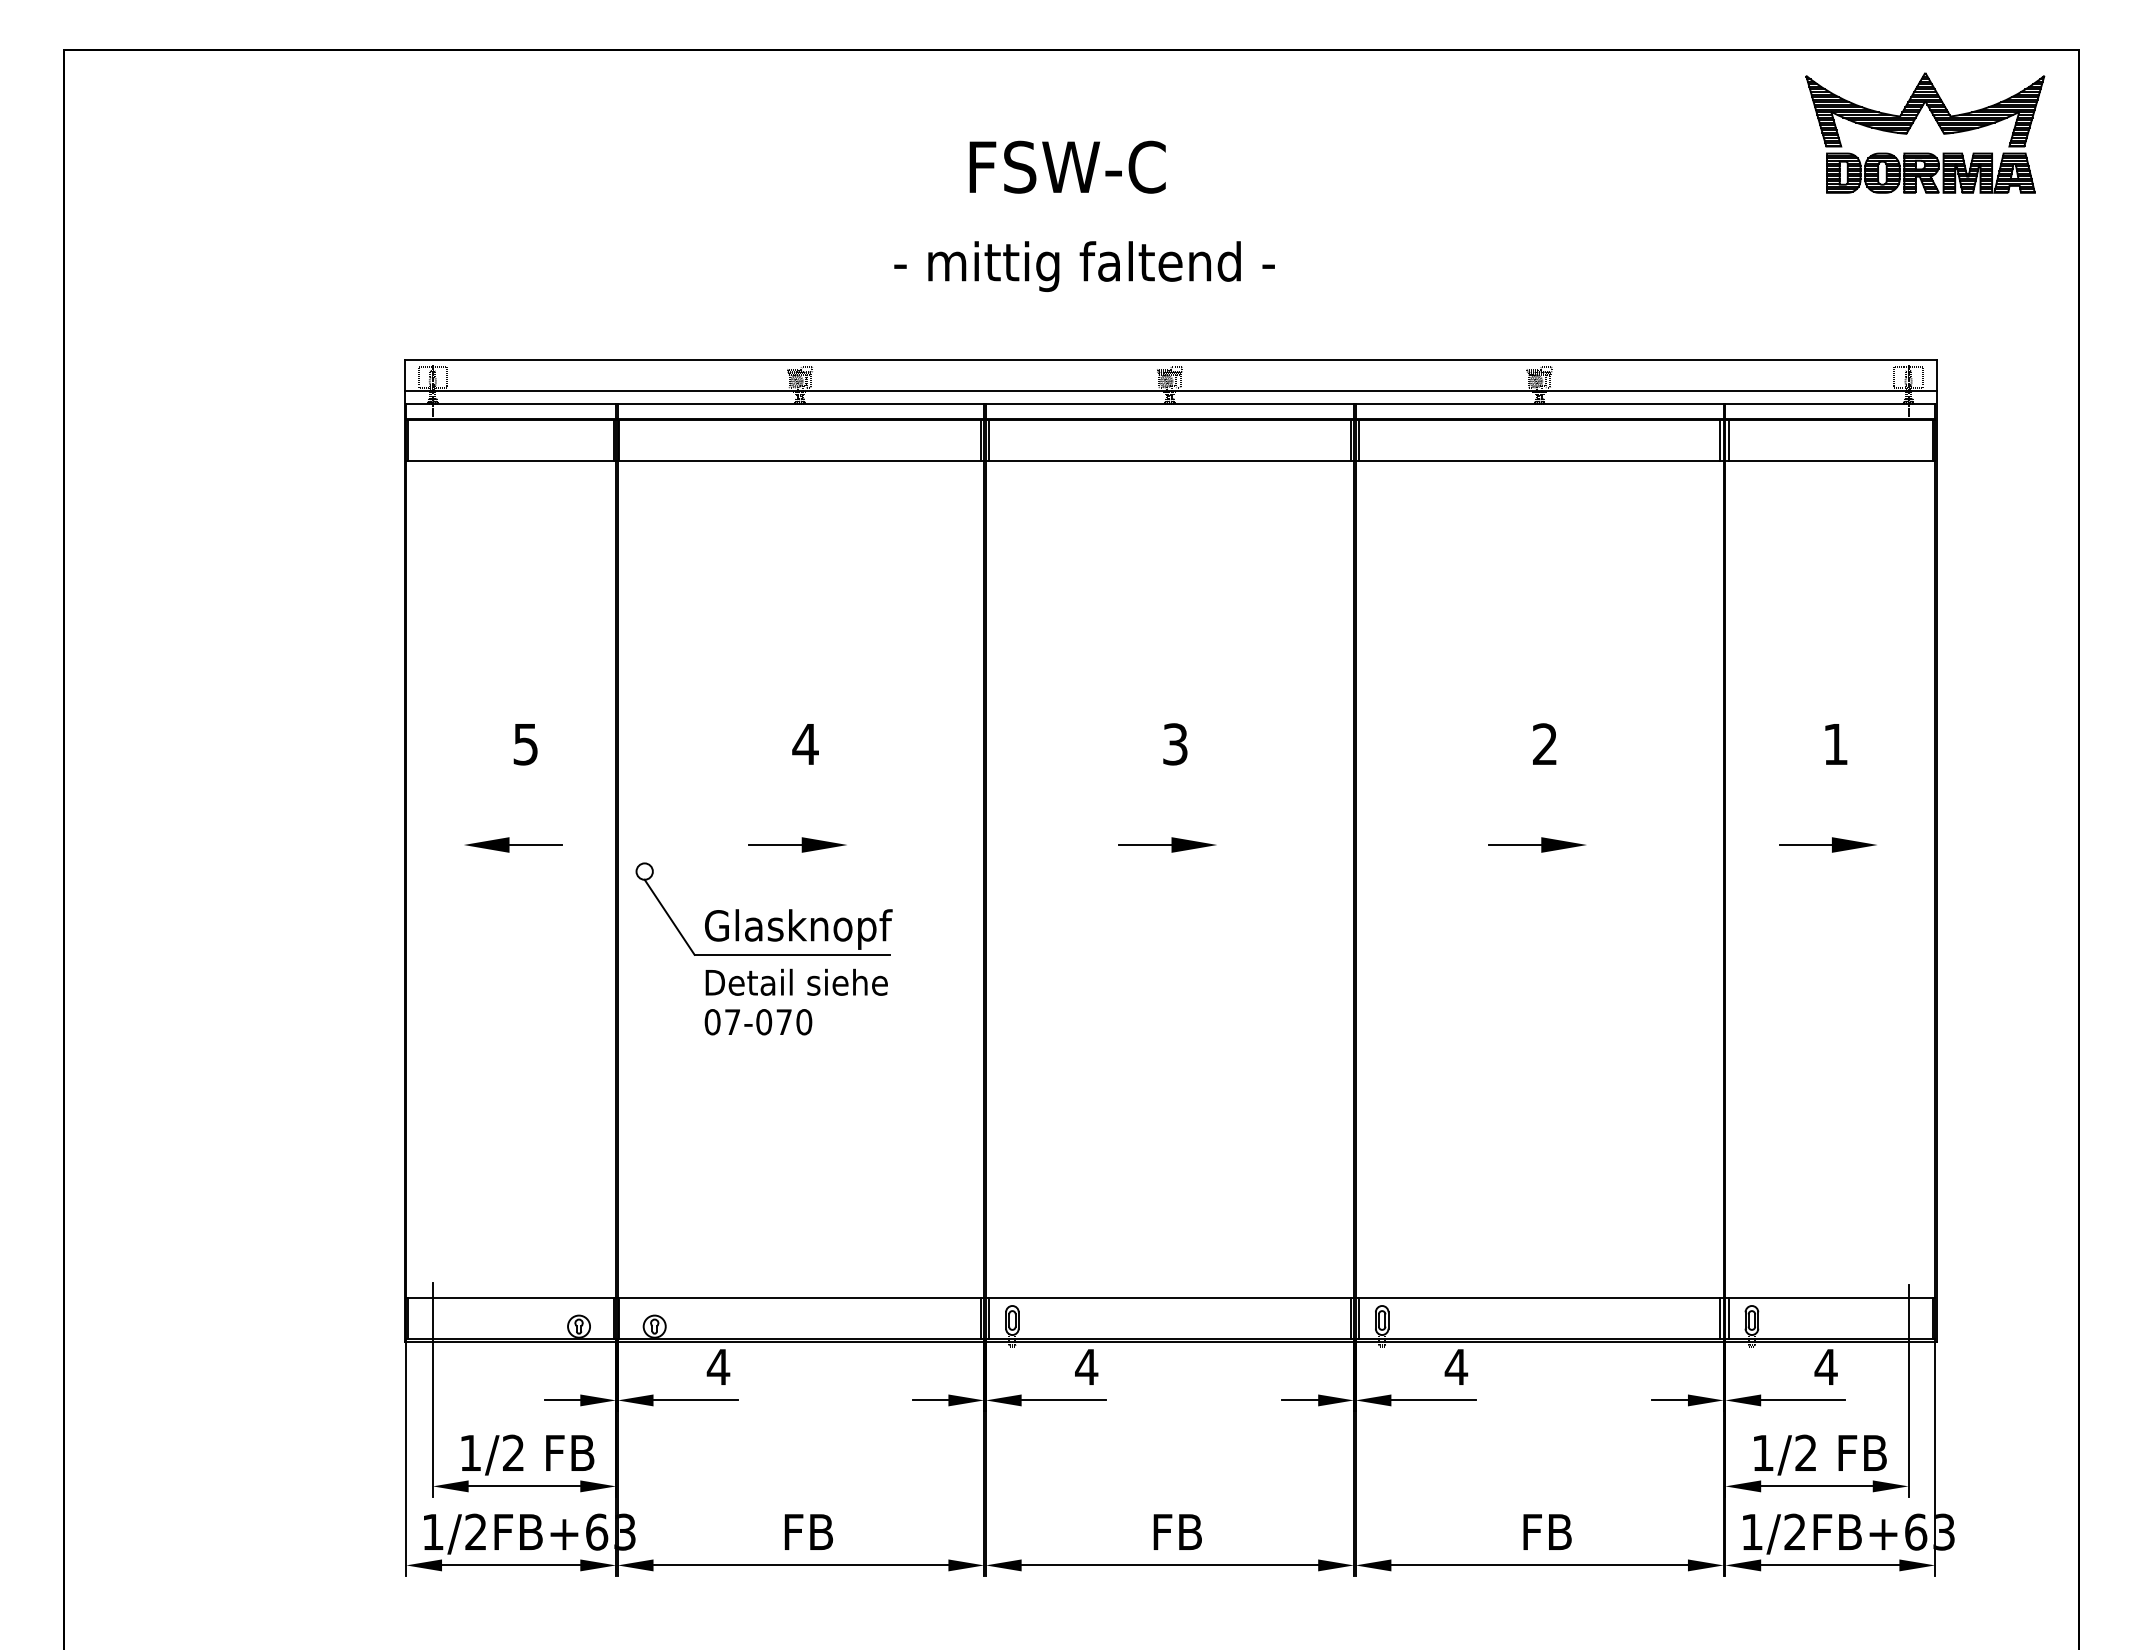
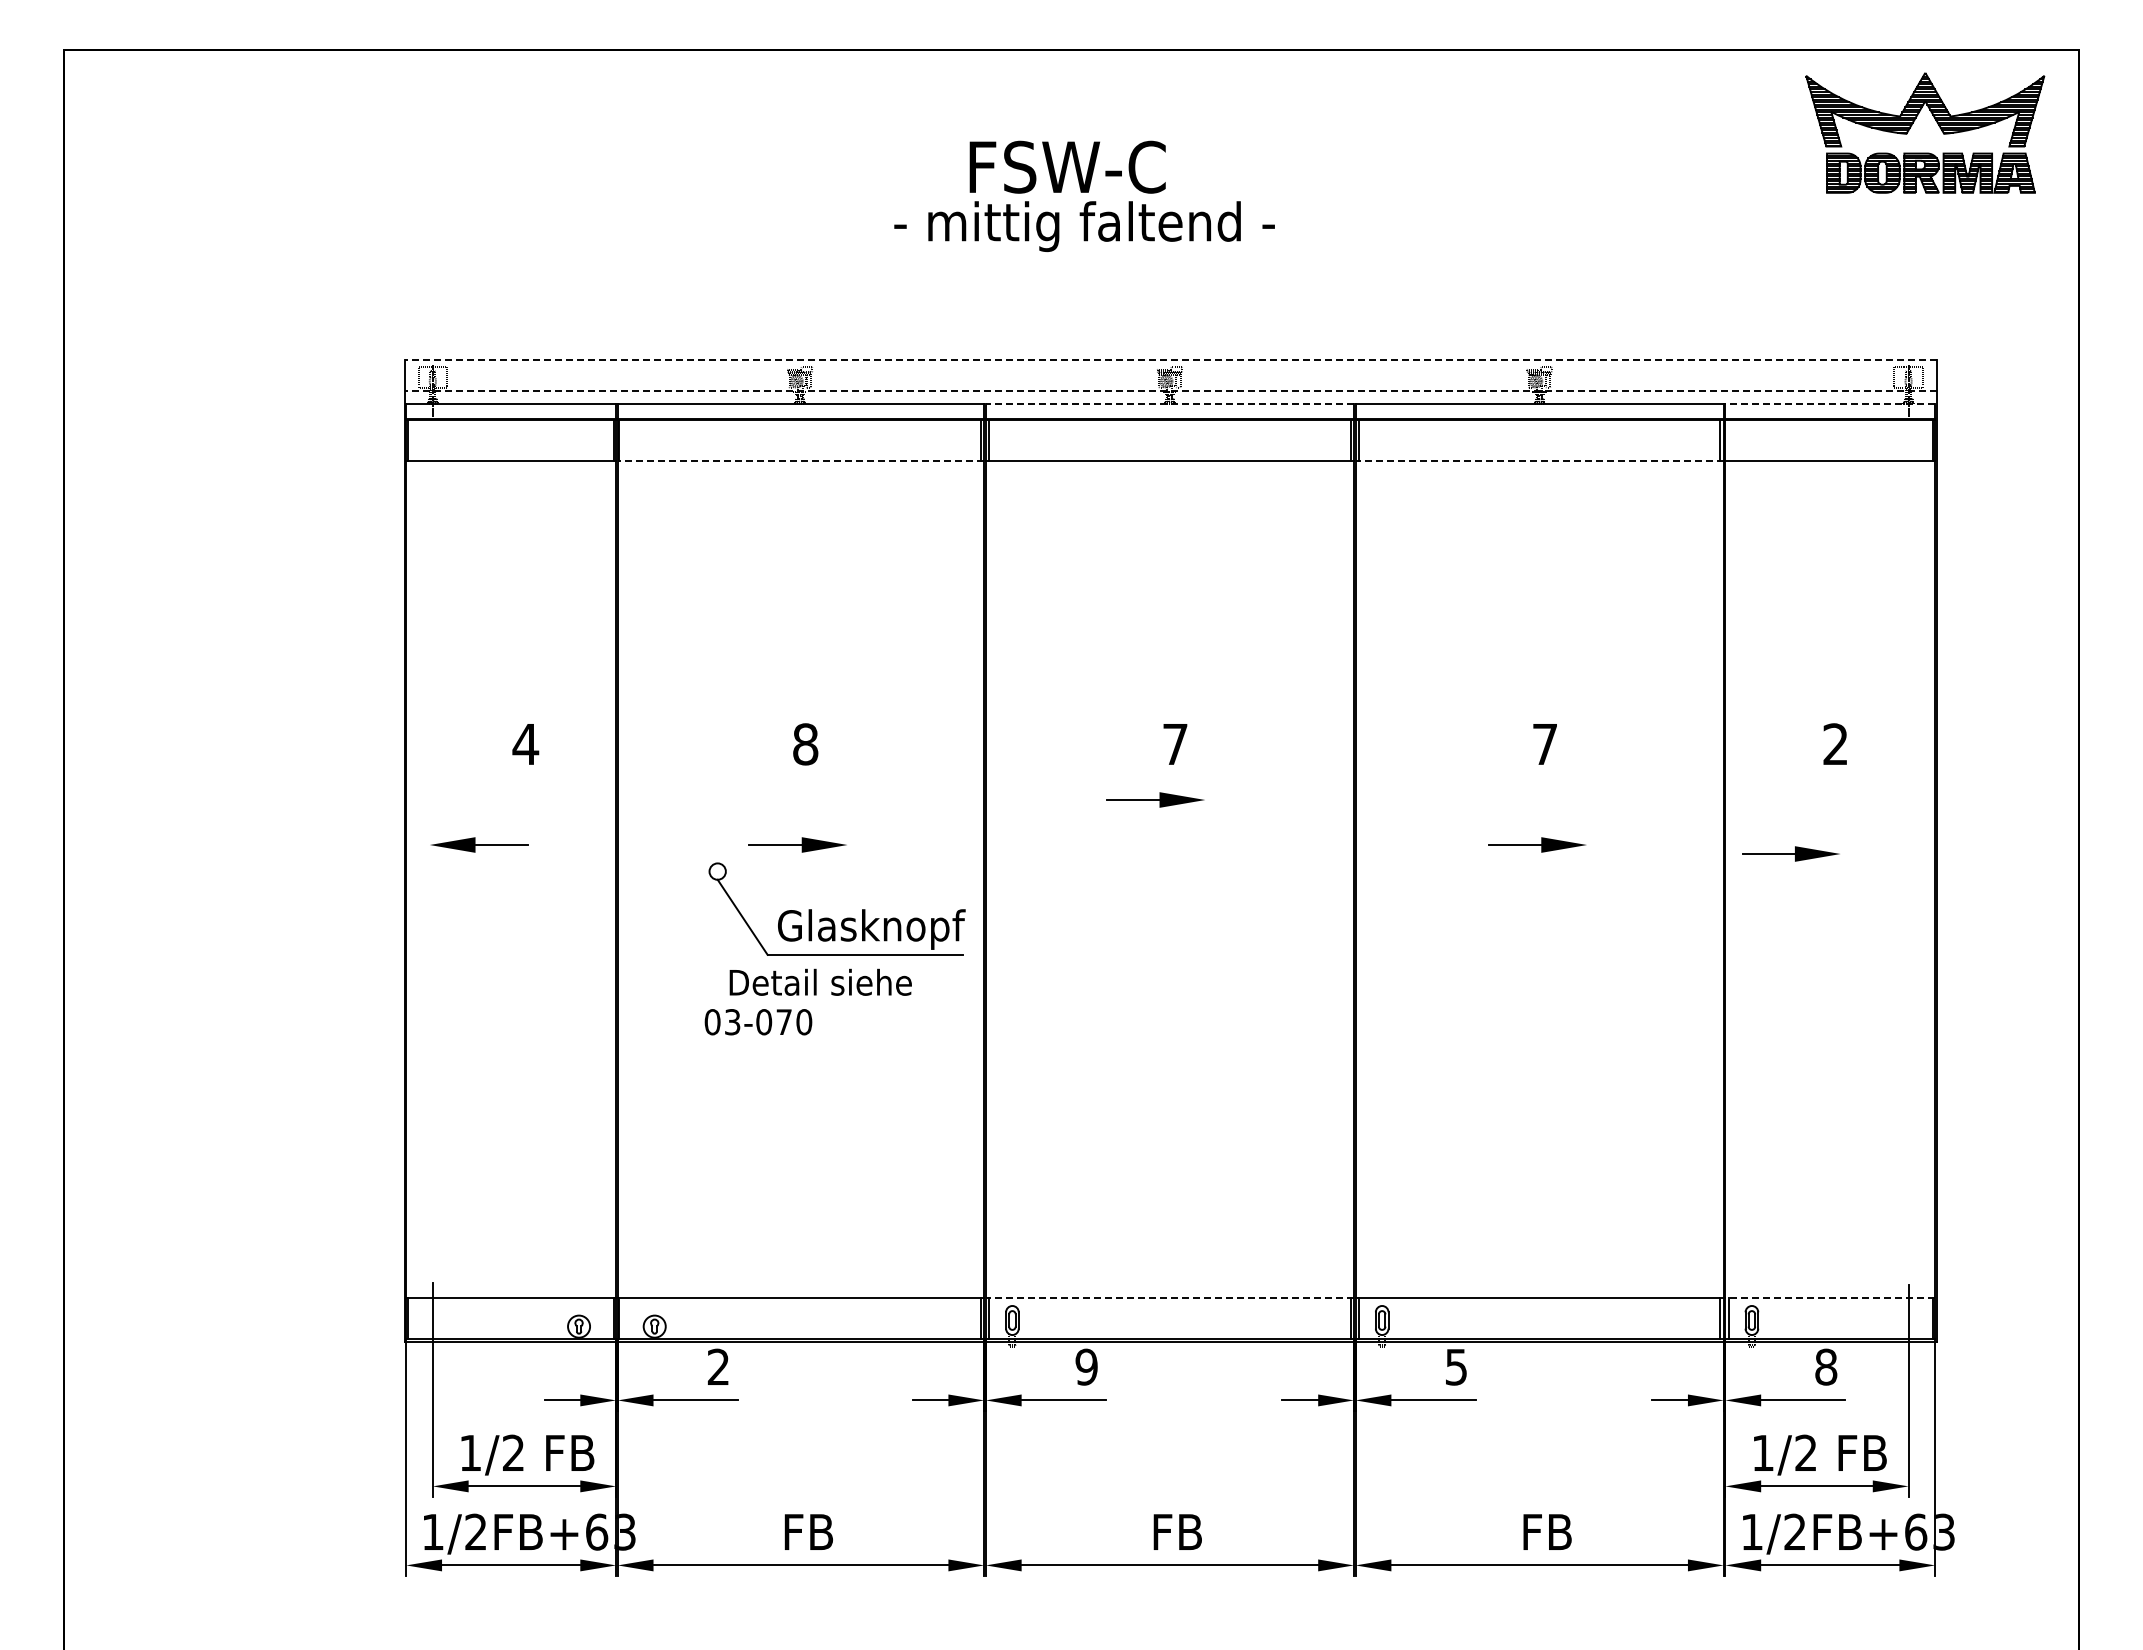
text position: (1084, 266) -> (1084, 226) (1084, 226)
line: solid -> dashed (1170, 360)
line: solid -> dashed (1170, 390)
line: solid -> dashed (1169, 404)
line: solid -> dashed (1830, 404)
line: present -> none (1728, 439)
line: solid -> dashed (800, 460)
line: solid -> dashed (1539, 460)
text: 2 -> 7 (1544, 743)
text: 1 -> 2 (1835, 743)
text: 5 -> 4 (525, 744)
text: 4 -> 8 (805, 744)
text: 3 -> 7 (1175, 744)
part position: (513, 844) -> (479, 844) (479, 844)
part position: (1167, 844) -> (1155, 799) (1155, 799)
part position: (1827, 844) -> (1790, 853) (1790, 853)
part position: (757, 918) -> (830, 918) (830, 918)
text position: (796, 981) -> (820, 981) (820, 981)
text: 07-070 -> 03-070 (732, 1022)
line: solid -> dashed (1169, 1298)
line: solid -> dashed (1830, 1298)
text: 4 -> 2 (718, 1366)
text: 4 -> 9 (1086, 1366)
text: 4 -> 8 (1825, 1366)
text: 4 -> 5 (1456, 1367)
